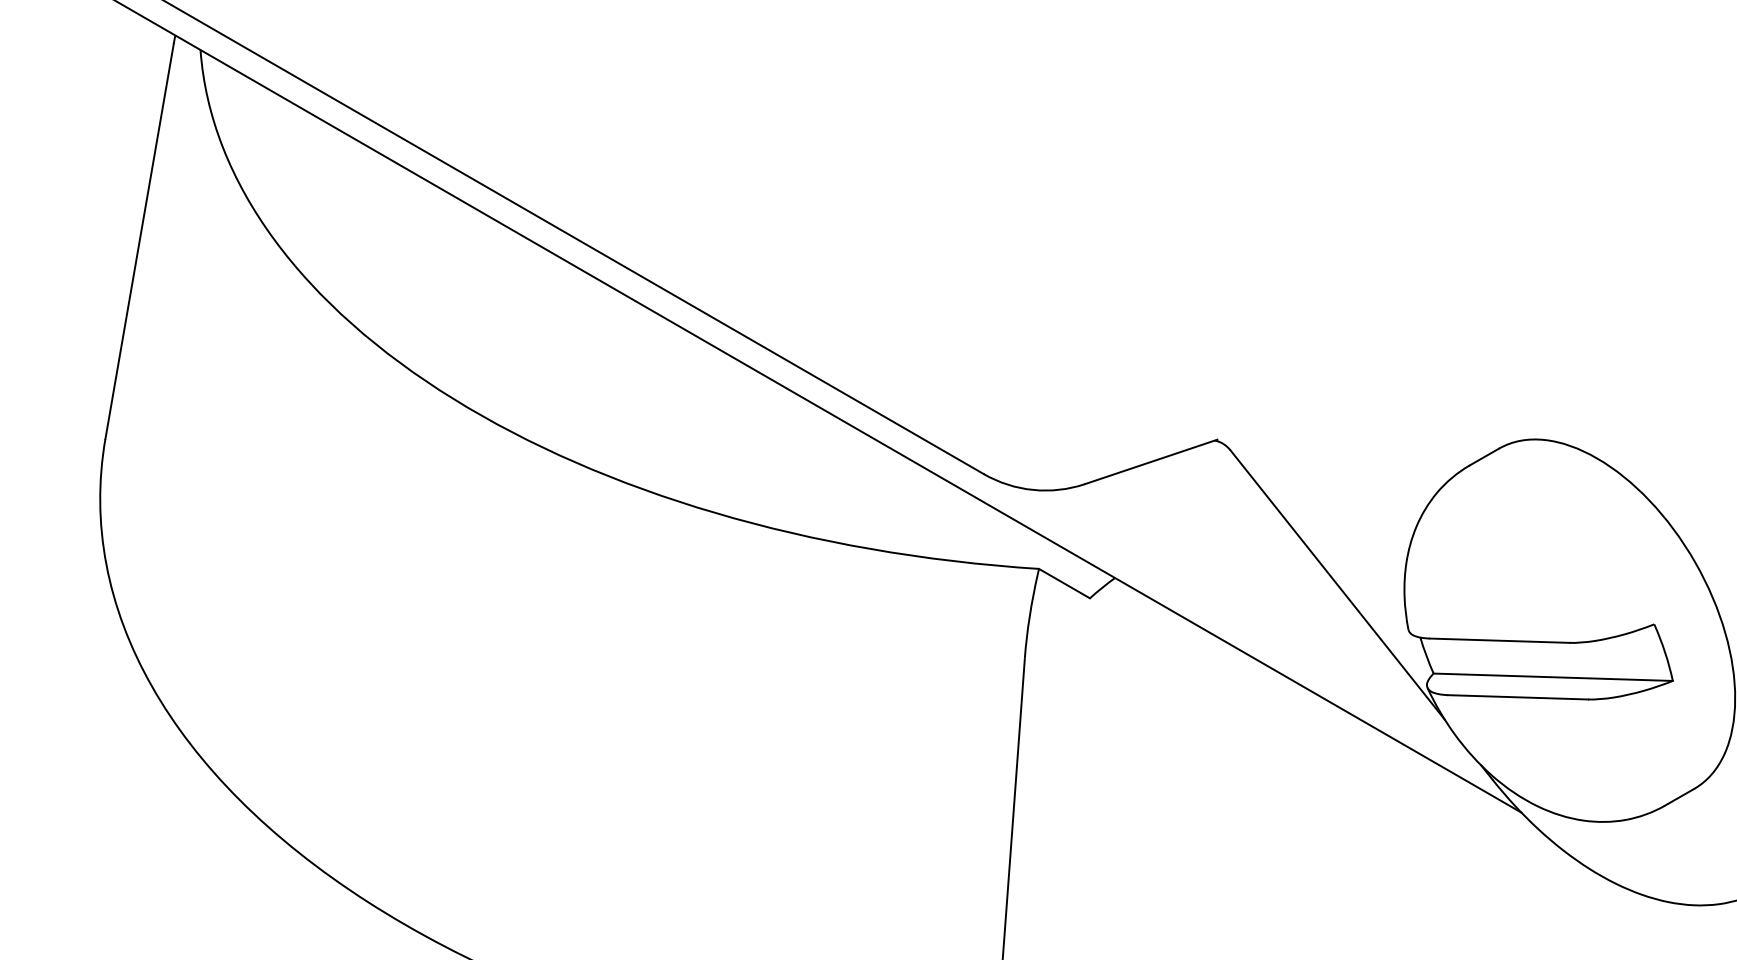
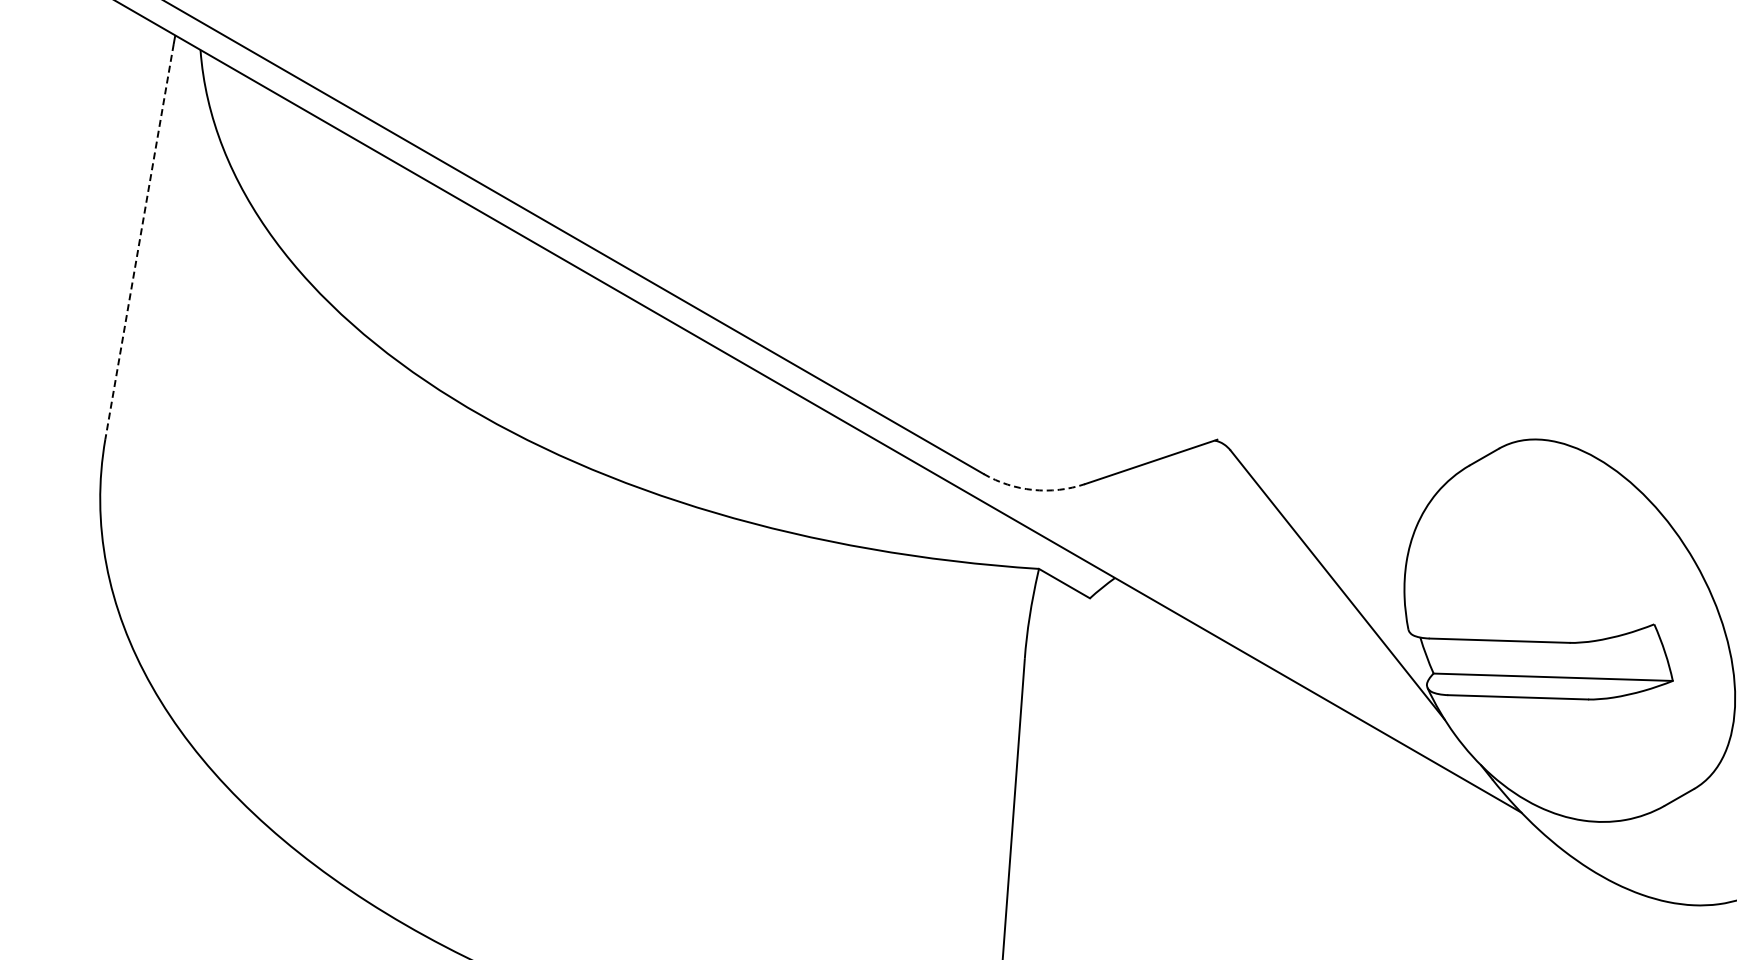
line: solid -> dashed (139, 242)
arc: solid -> dashed (1033, 489)
